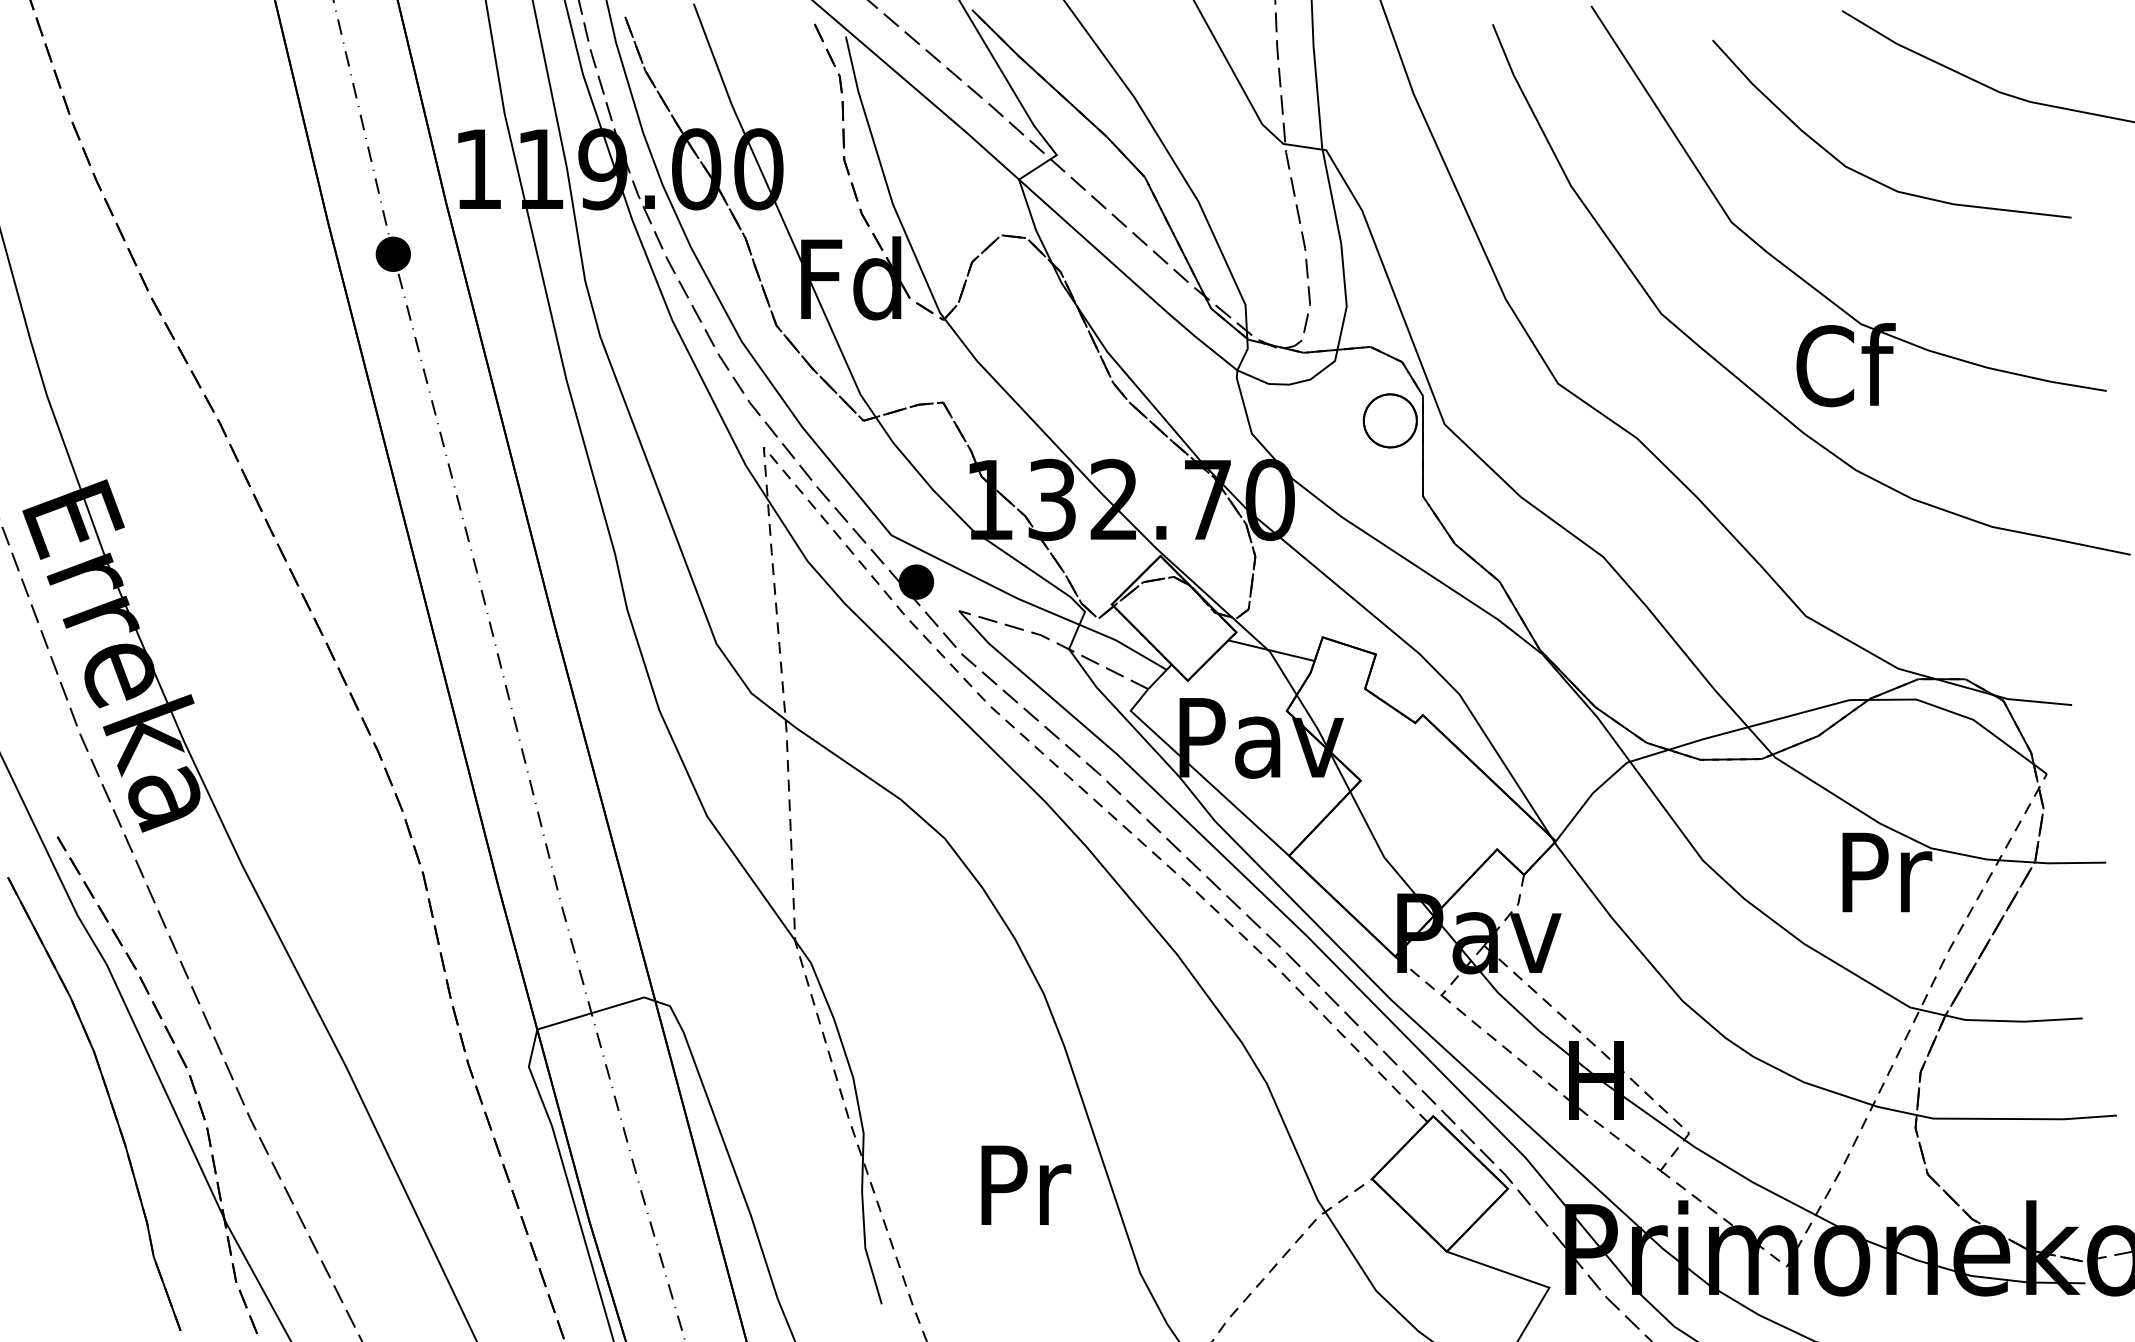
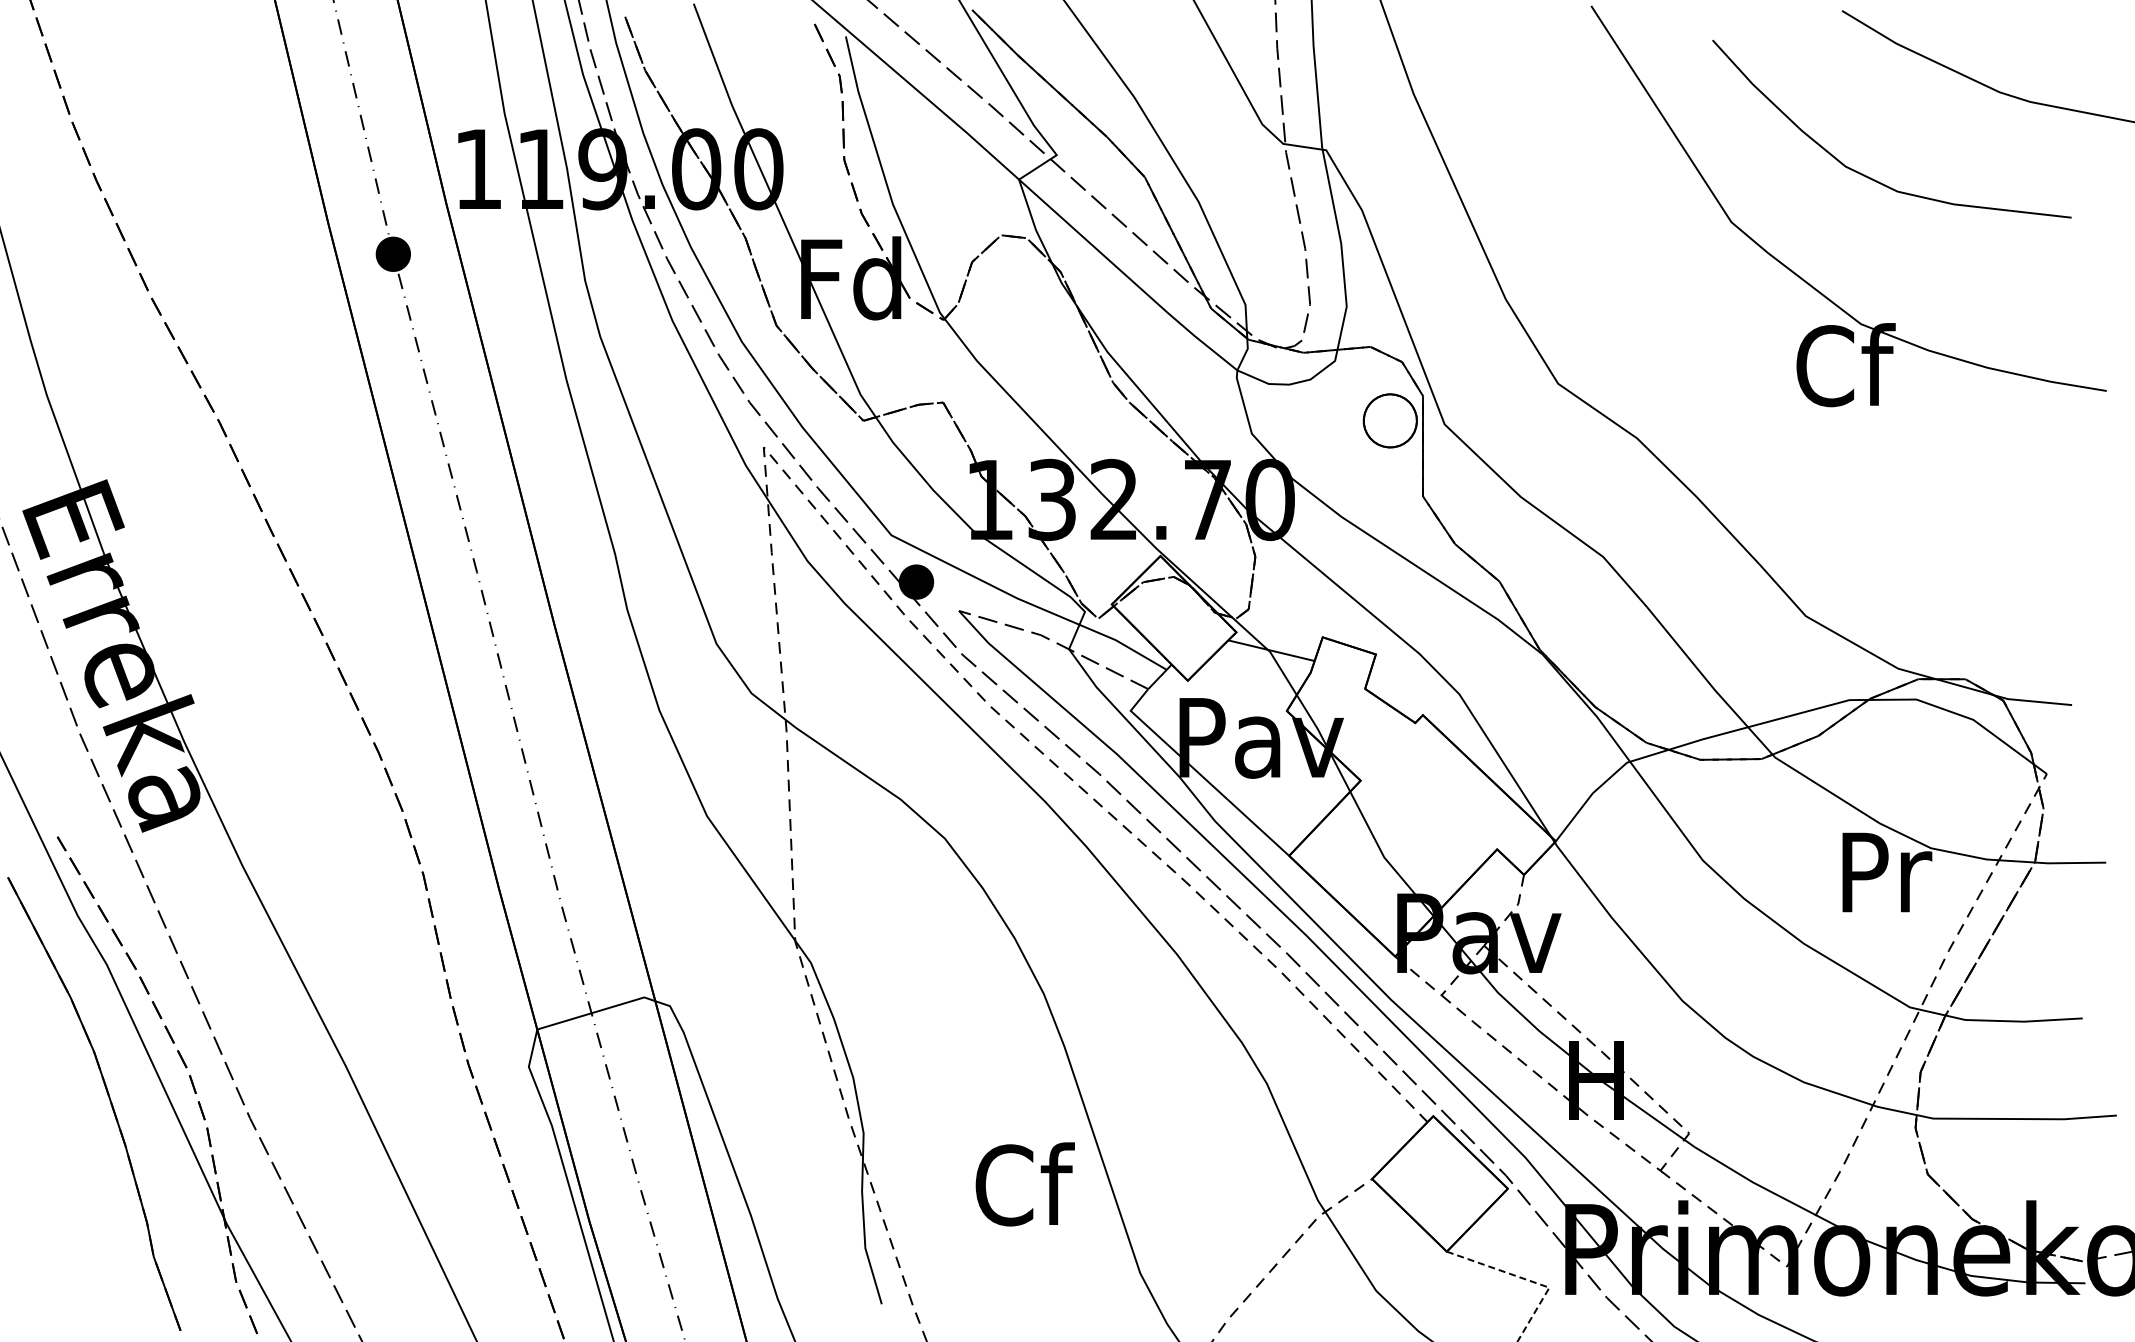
curve: present -> none (1737, 376)
text: Pr -> Cf (1024, 1184)
line: solid -> dashed (1528, 1280)
